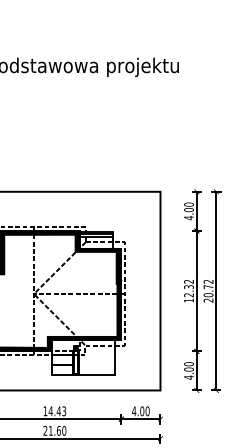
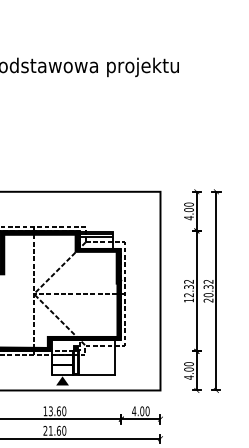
text: 20.72 -> 20.32 (208, 287)
fill: none -> present (62, 380)
text: 14.43 -> 13.60 (57, 411)
